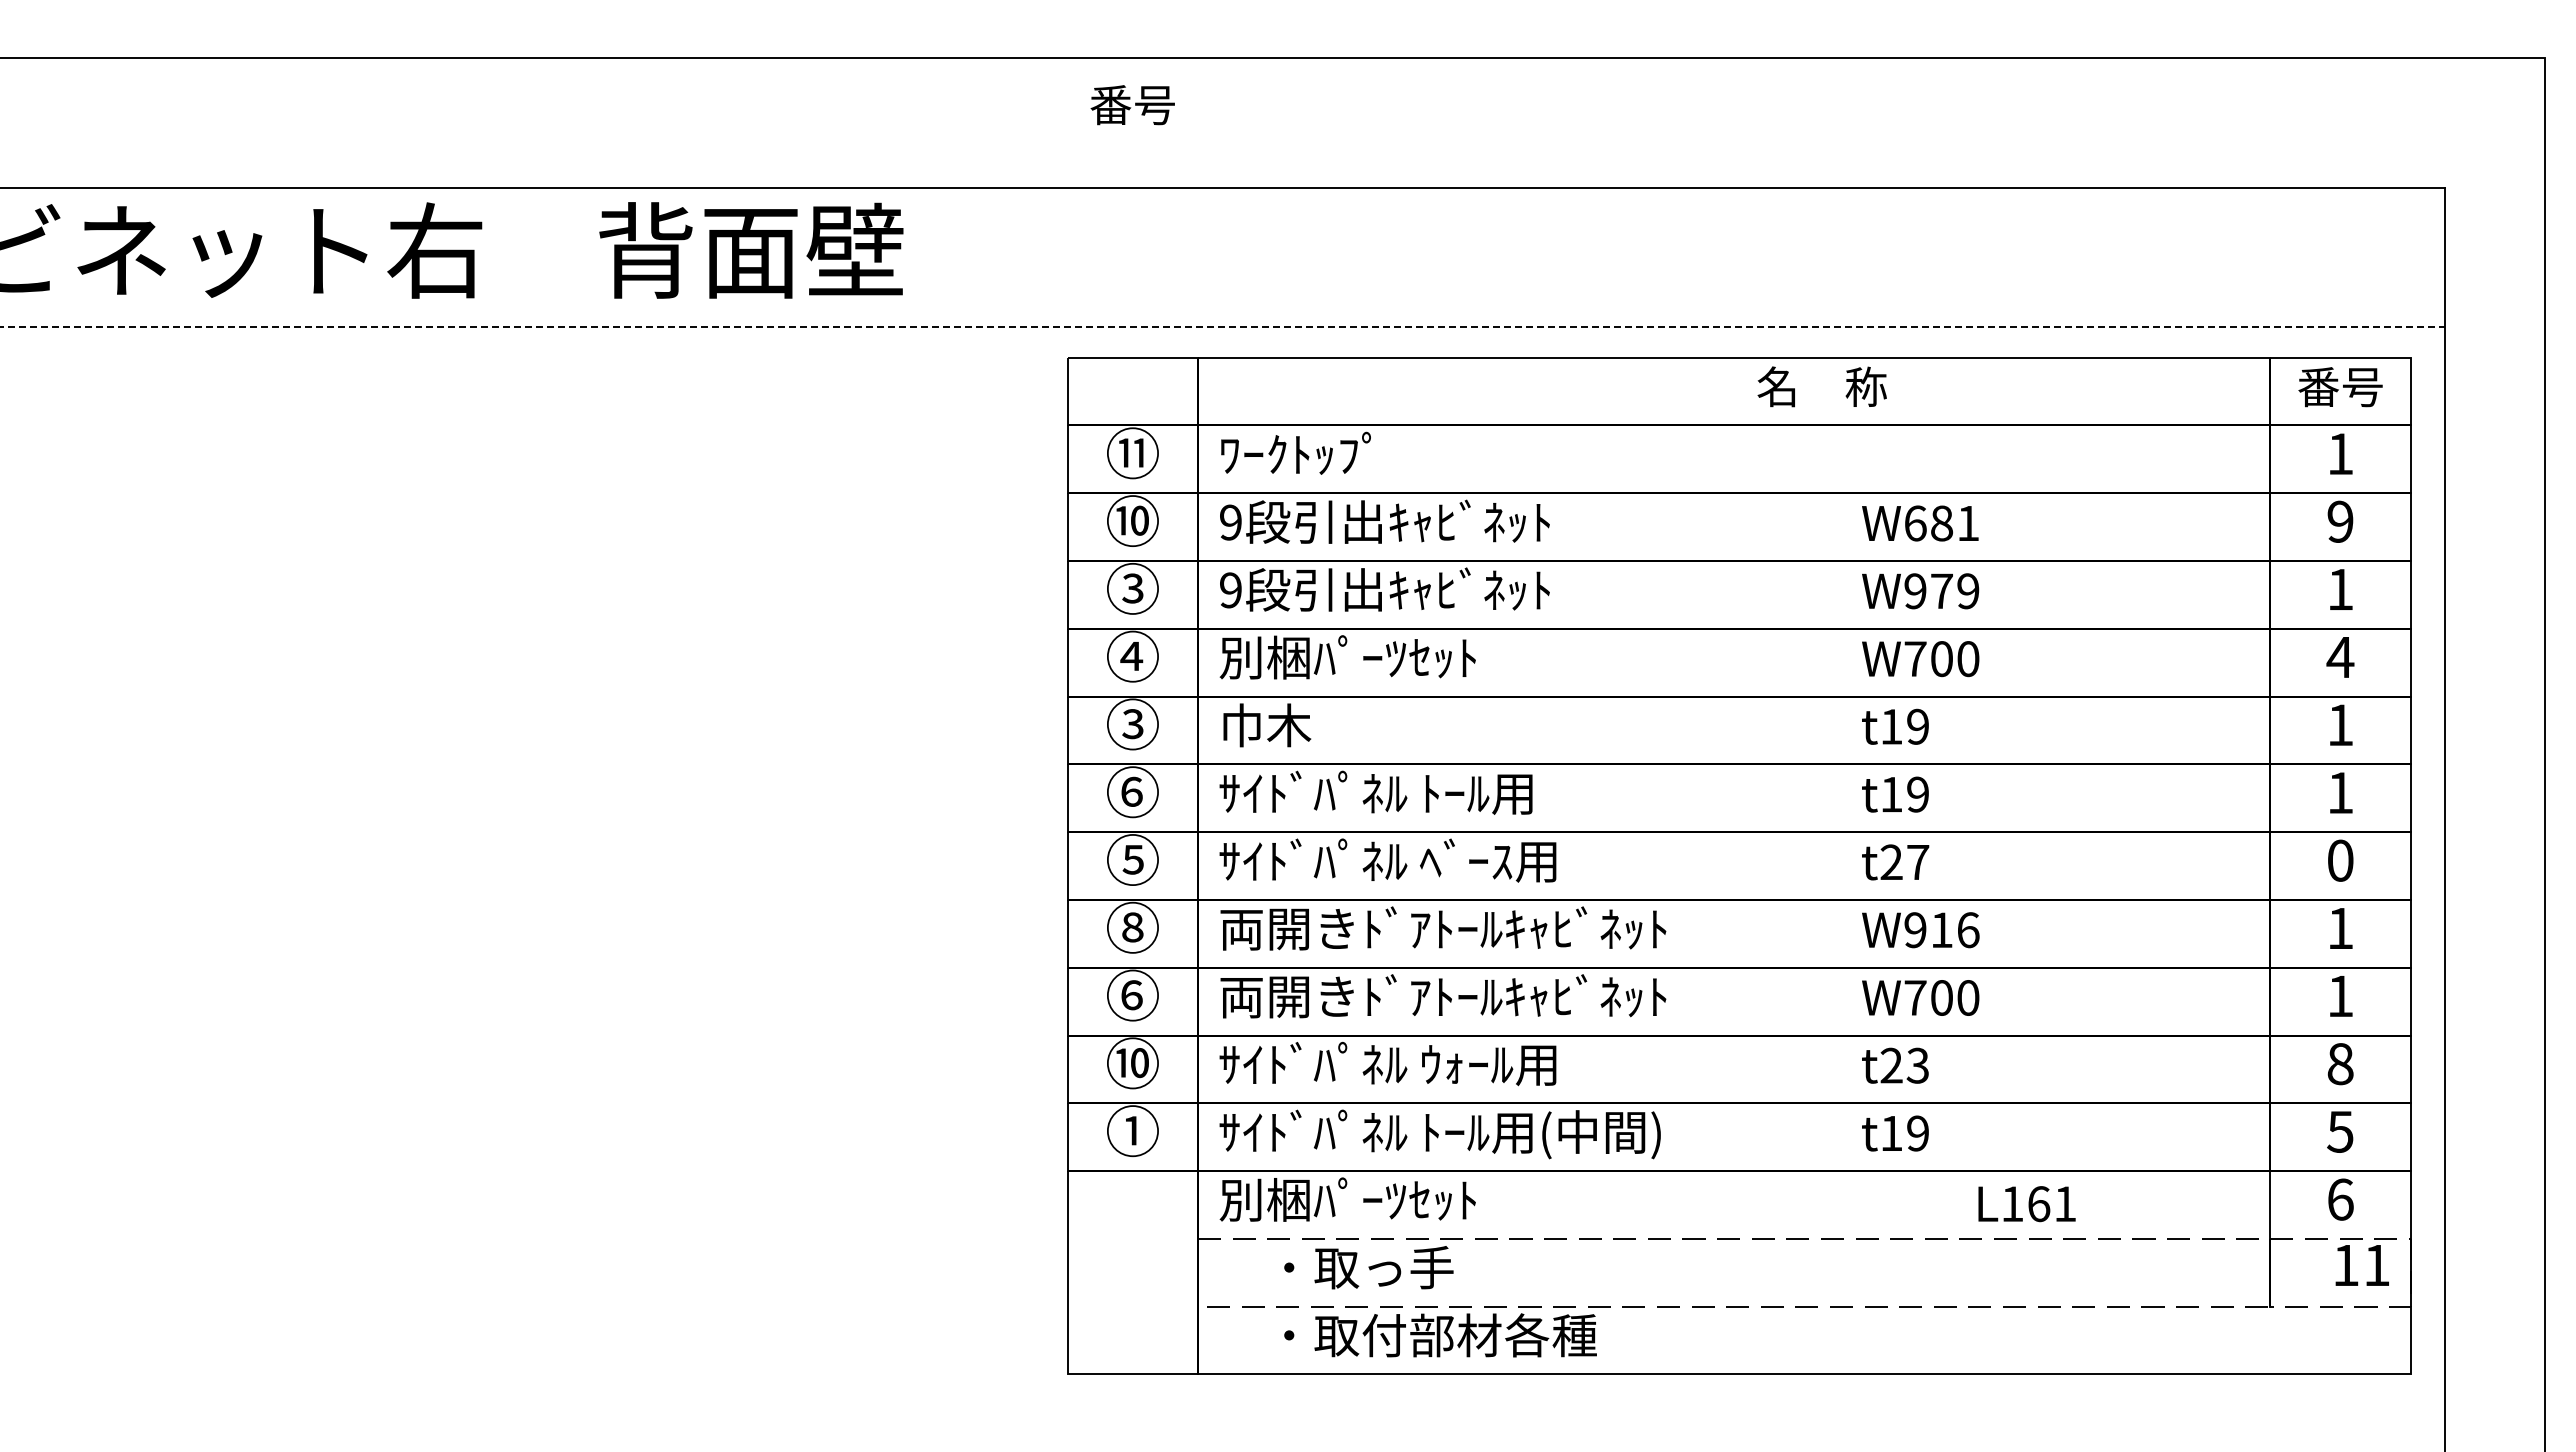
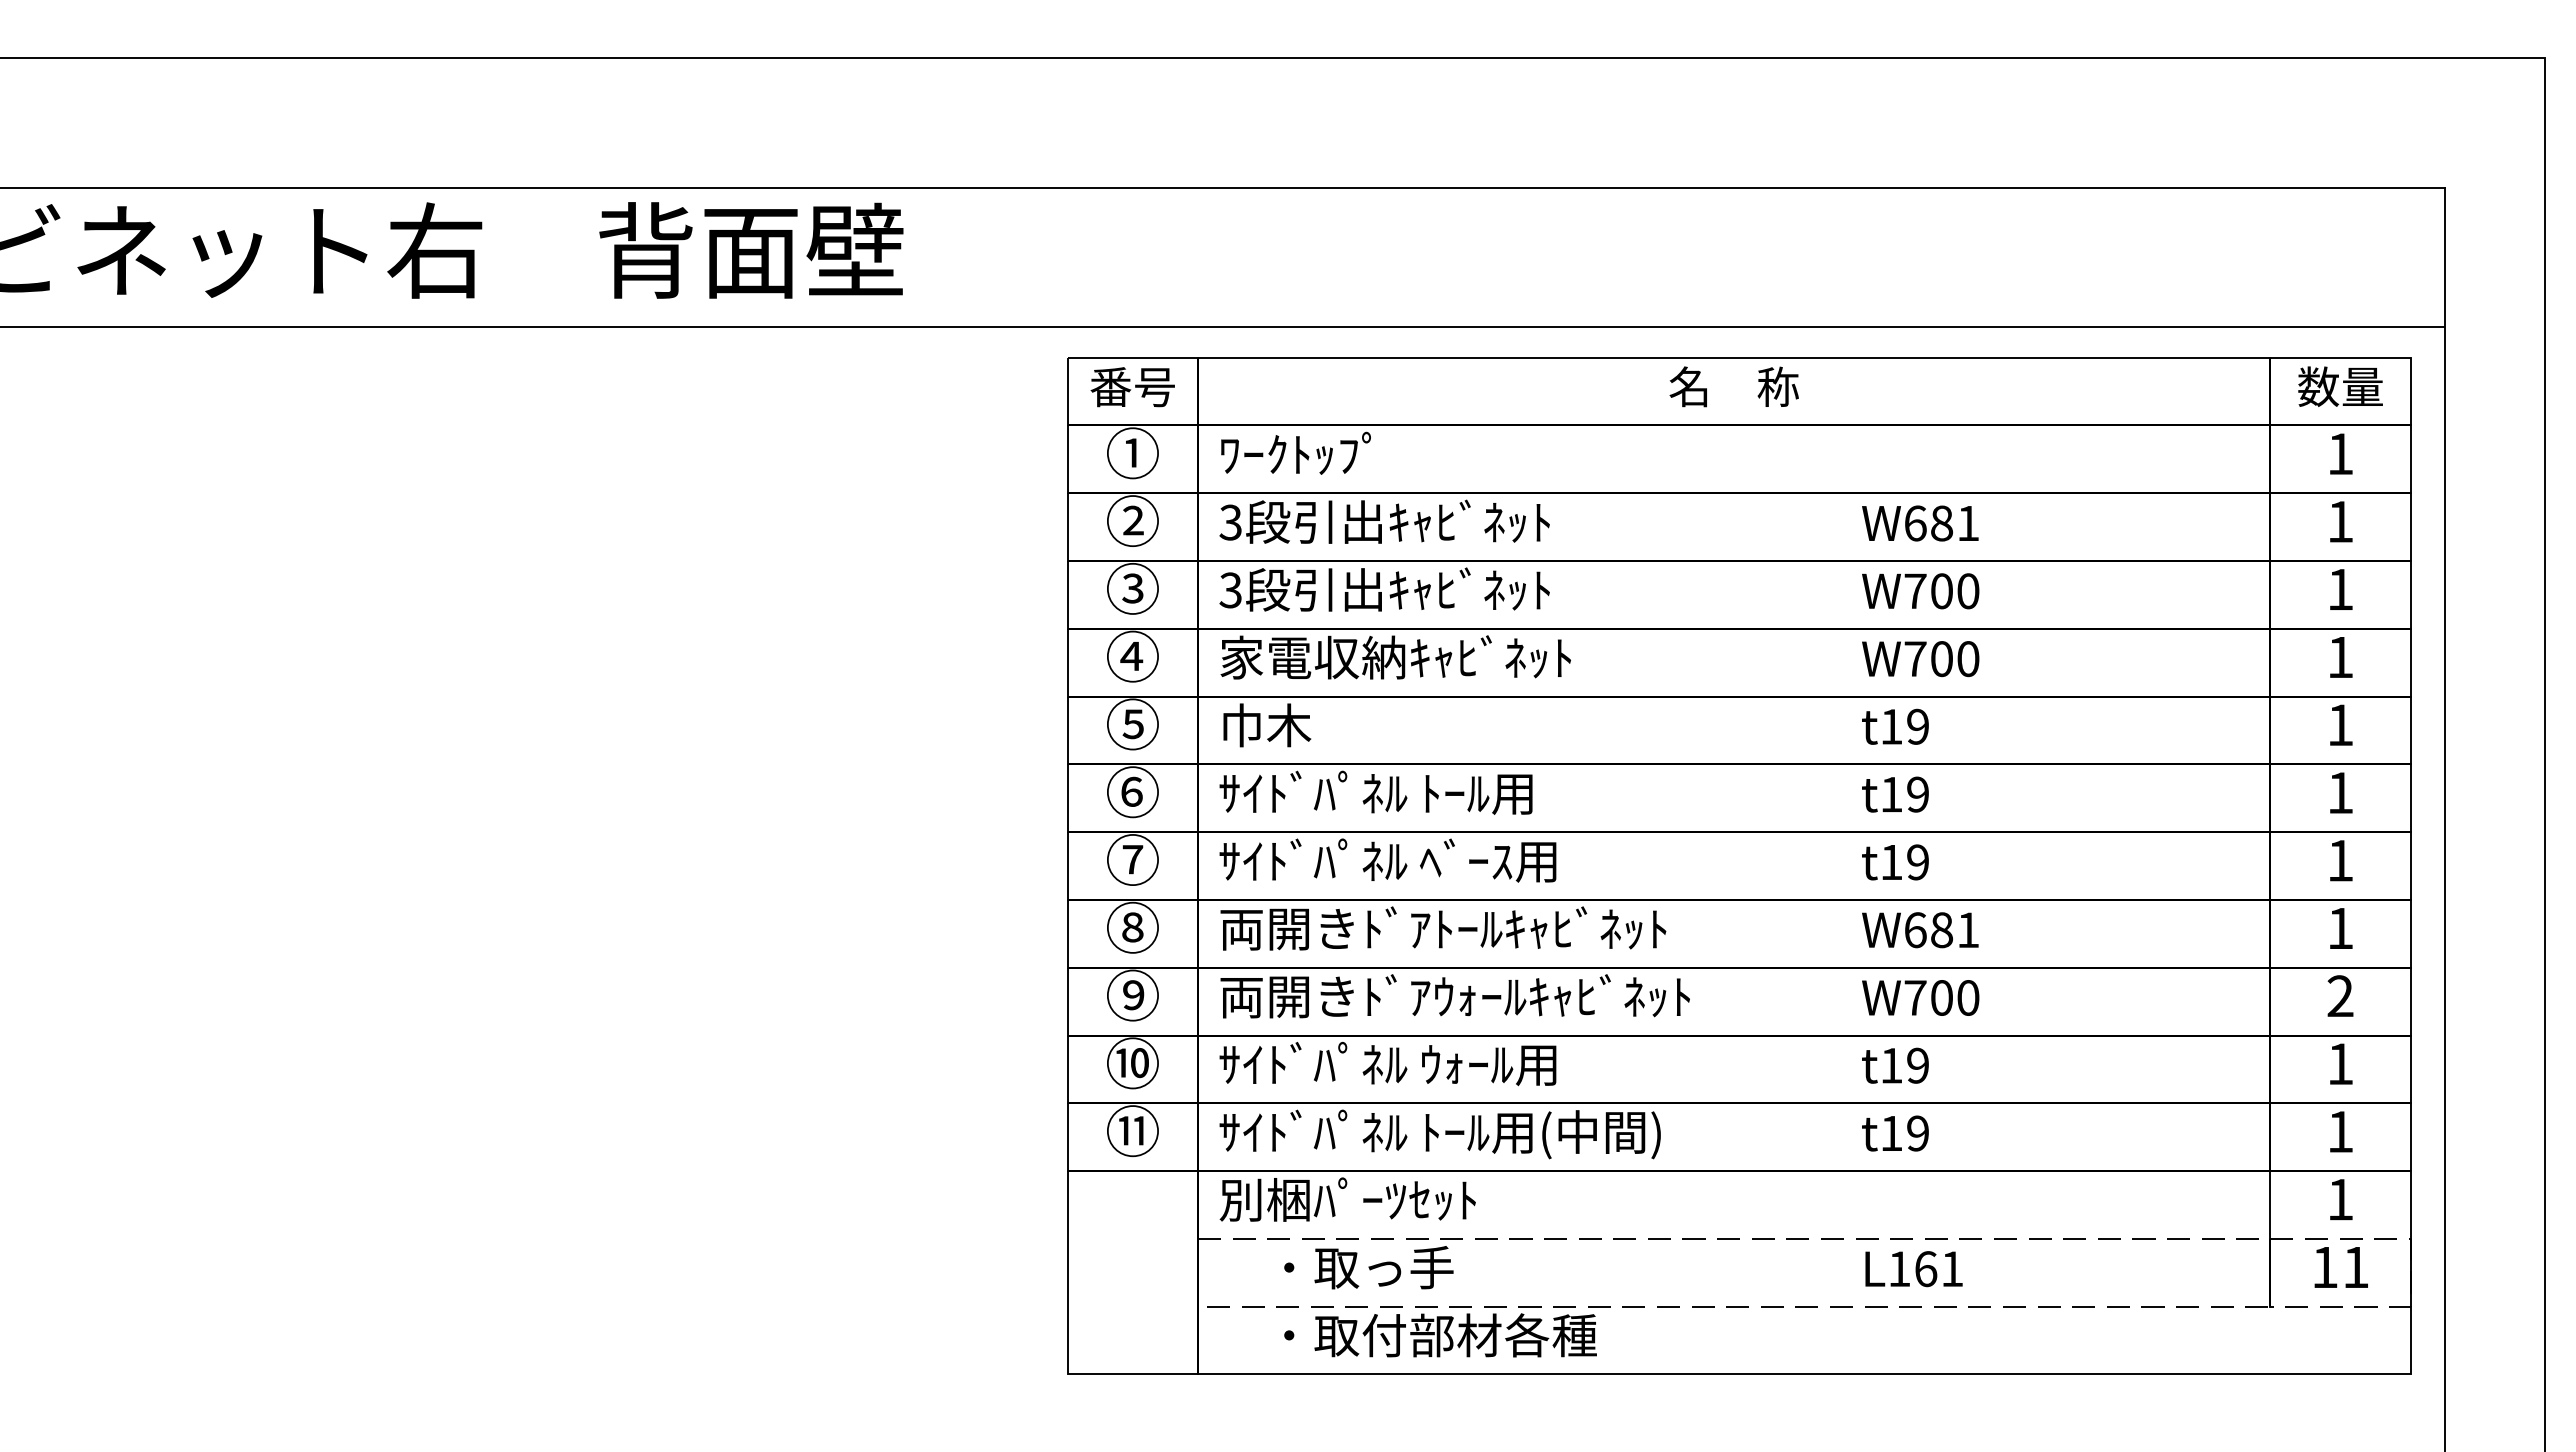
text position: (1132, 105) -> (1132, 387) (1132, 387)
line: dashed -> solid (1223, 326)
text position: (1821, 386) -> (1733, 386) (1733, 386)
text: 番号 -> 数量 (2340, 386)
text: ⑪ -> ① (1131, 452)
text: ⑩ -> ② (1132, 520)
text: 9 -> 1 (2340, 521)
text: 9 -> 3 (1230, 522)
text: 9 -> 3 (1230, 590)
text: W979 -> W700 (1941, 591)
text: 別梱ﾊﾟｰﾂｾｯﾄ -> 家電収納ｷｬﾋﾞﾈｯﾄ (1395, 657)
text: 4 -> 1 (2340, 657)
text: ③ -> ⑤ (1132, 723)
text: ⑤ -> ⑦ (1132, 859)
text: 0 -> 1 (2340, 860)
text: t27 -> t19 (1904, 862)
text: W916 -> W681 (1941, 930)
text: ⑥ -> ⑨ (1132, 995)
text: 両開きﾄﾞｱﾄｰﾙｷｬﾋﾞﾈｯﾄ -> 両開きﾄﾞｱｳｫｰﾙｷｬﾋﾞﾈｯﾄ (1562, 995)
text: 1 -> 2 (2340, 995)
text: 8 -> 1 (2340, 1064)
text: t23 -> t19 (1904, 1065)
text: ① -> ⑪ (1131, 1130)
text: 5 -> 1 (2340, 1131)
text: 6 -> 1 (2340, 1199)
text position: (2026, 1204) -> (1913, 1269) (1913, 1269)
text position: (2361, 1265) -> (2340, 1267) (2340, 1267)
